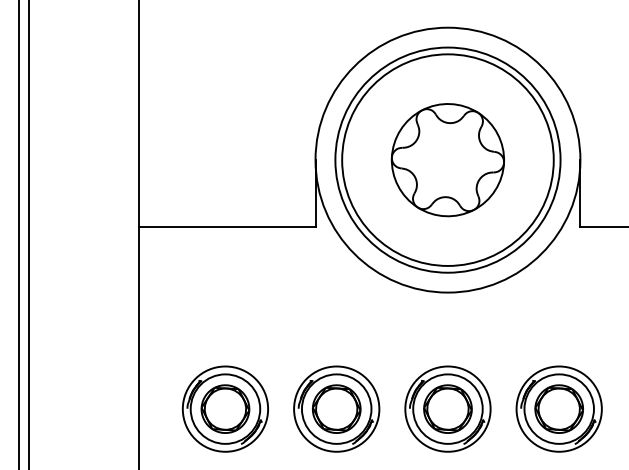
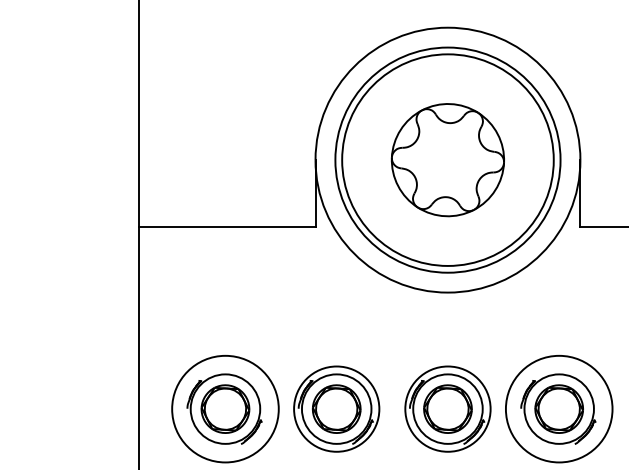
line: present -> none (18, 234)
line: present -> none (28, 234)
circle diameter: 85 px -> 107 px (225, 408)
circle diameter: 85 px -> 107 px (558, 408)
